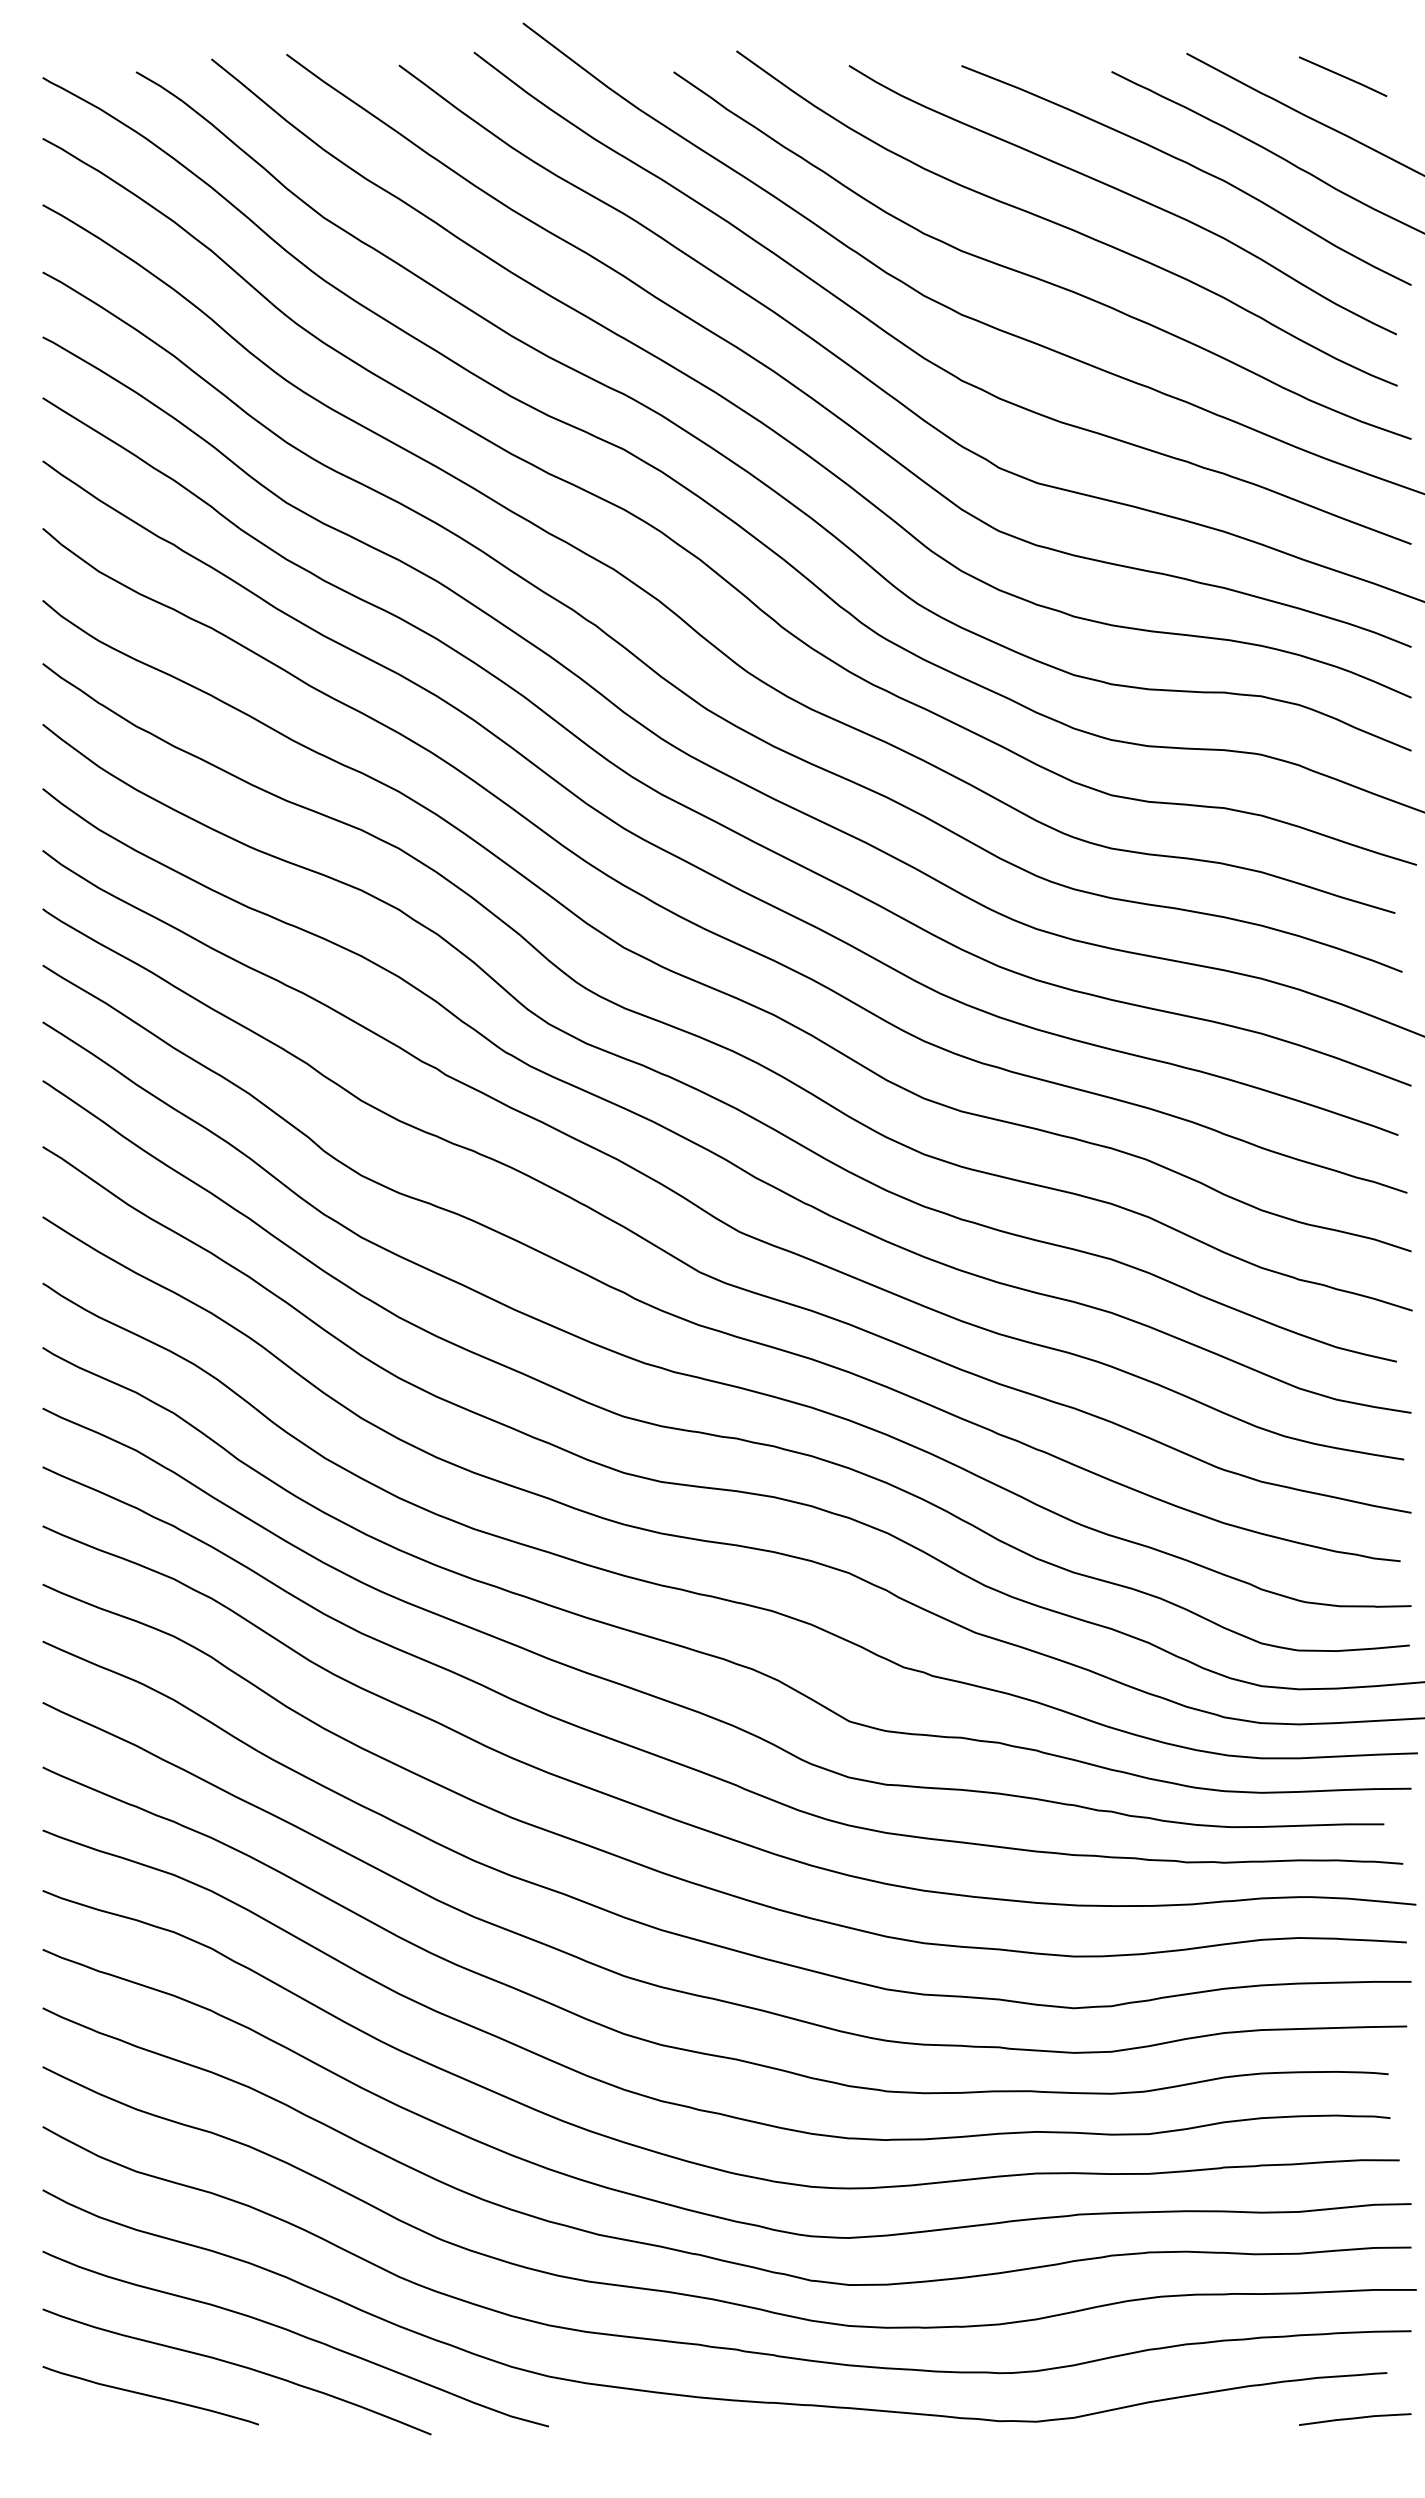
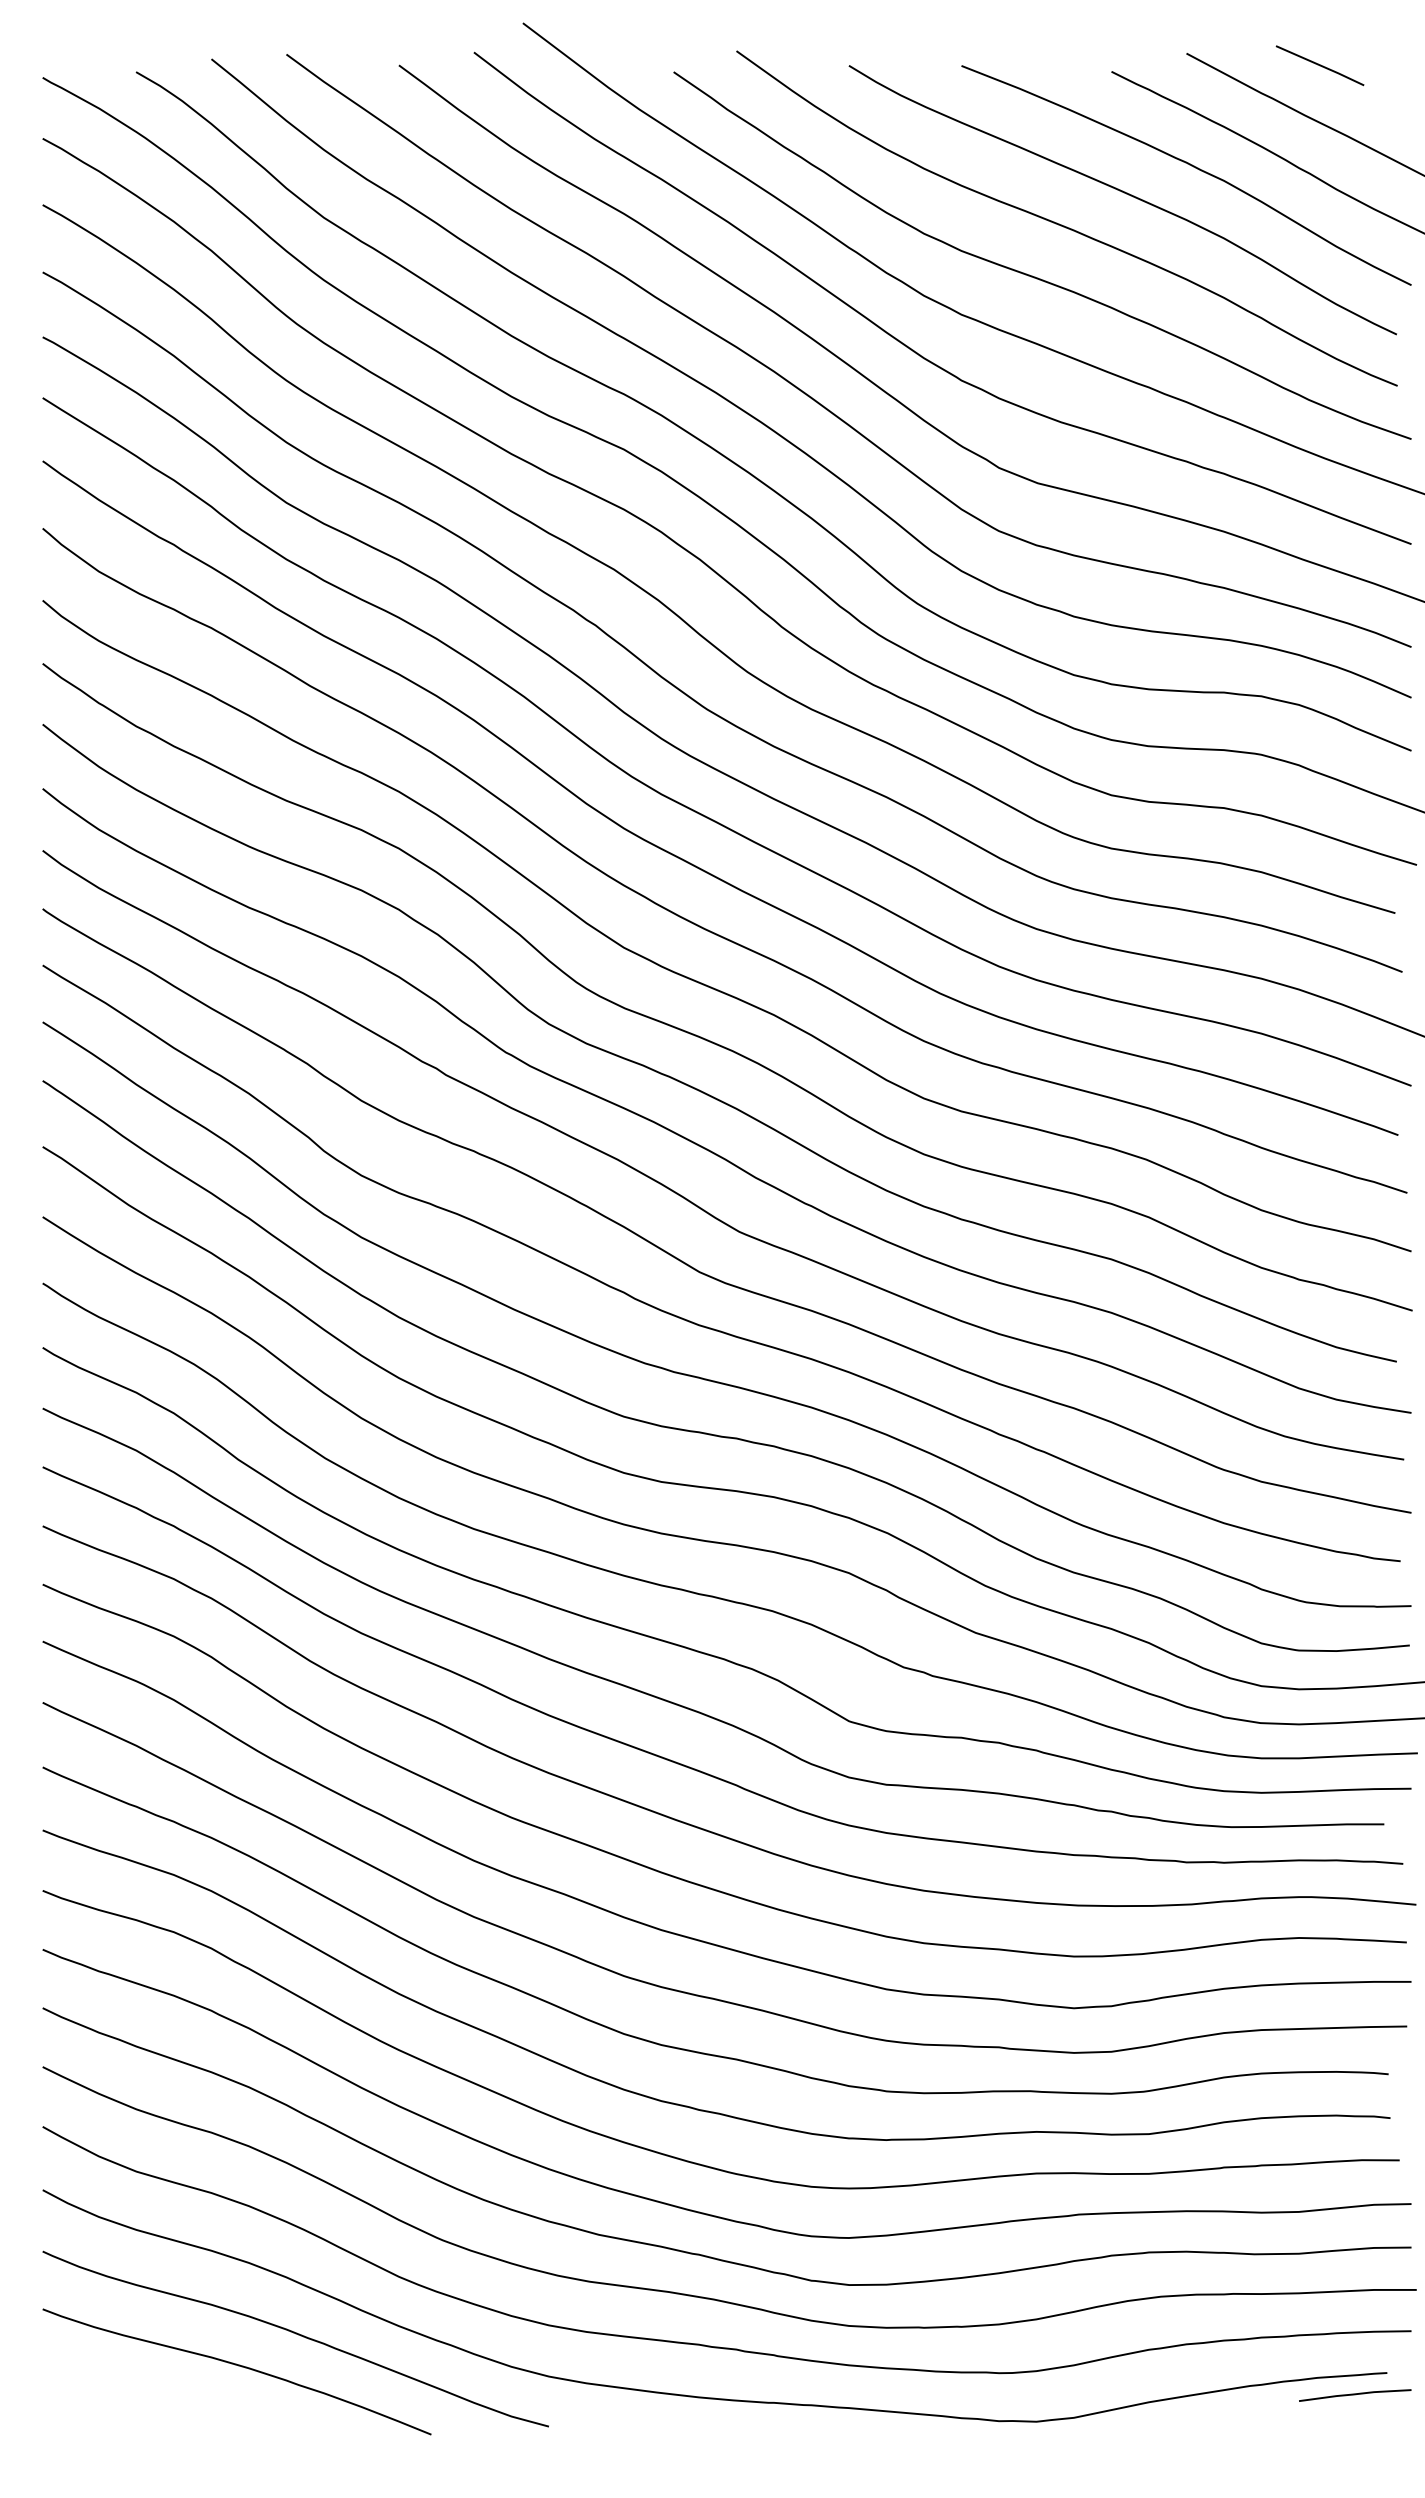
line position: (1342, 76) -> (1319, 65) (1319, 65)
curve: present -> none (150, 2395)
line position: (1355, 2419) -> (1355, 2395) (1355, 2395)
